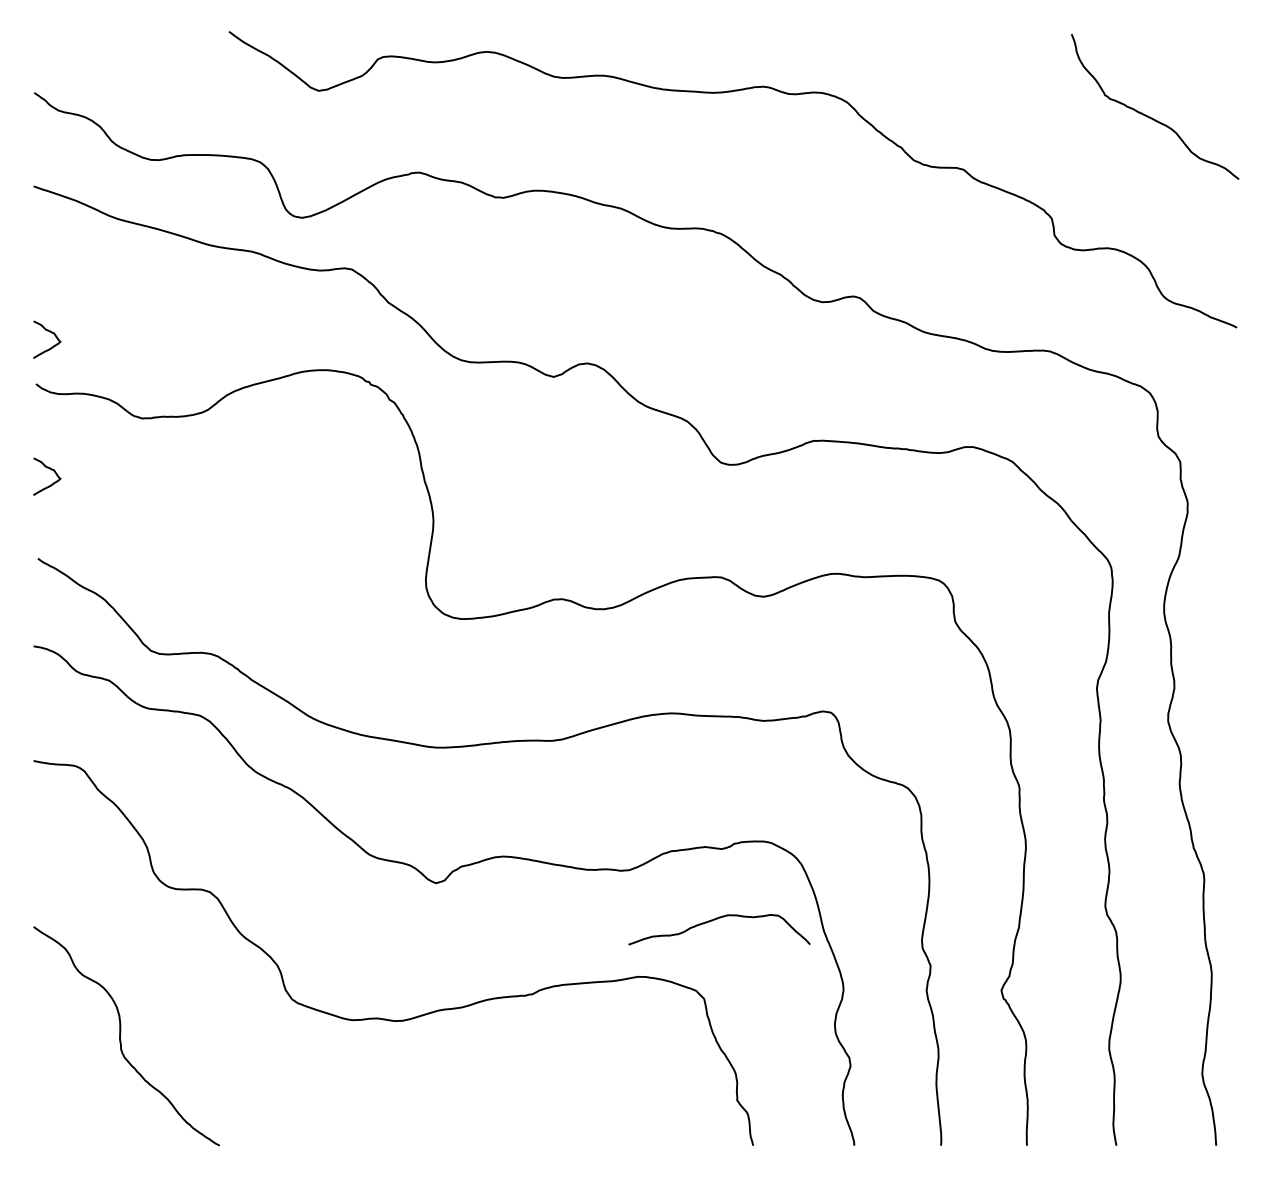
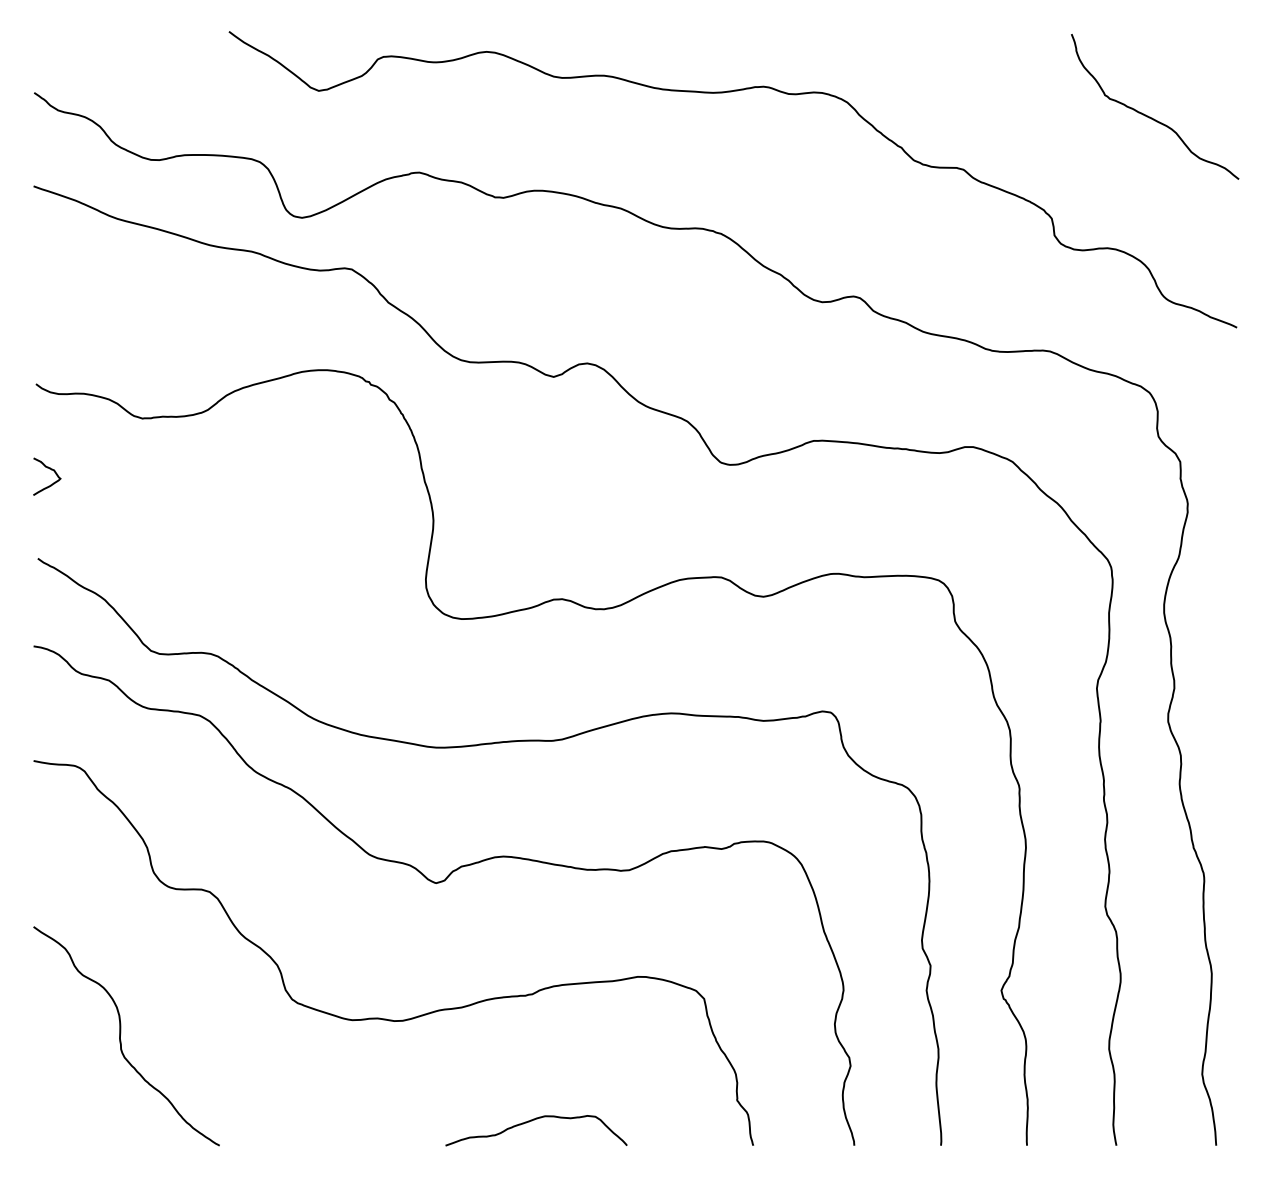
curve: present -> none (51, 333)
curve position: (715, 920) -> (532, 1121) (532, 1121)
